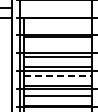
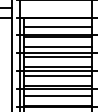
line: none -> present (57, 27)
line: none -> present (57, 47)
line: dashed -> solid (58, 76)
